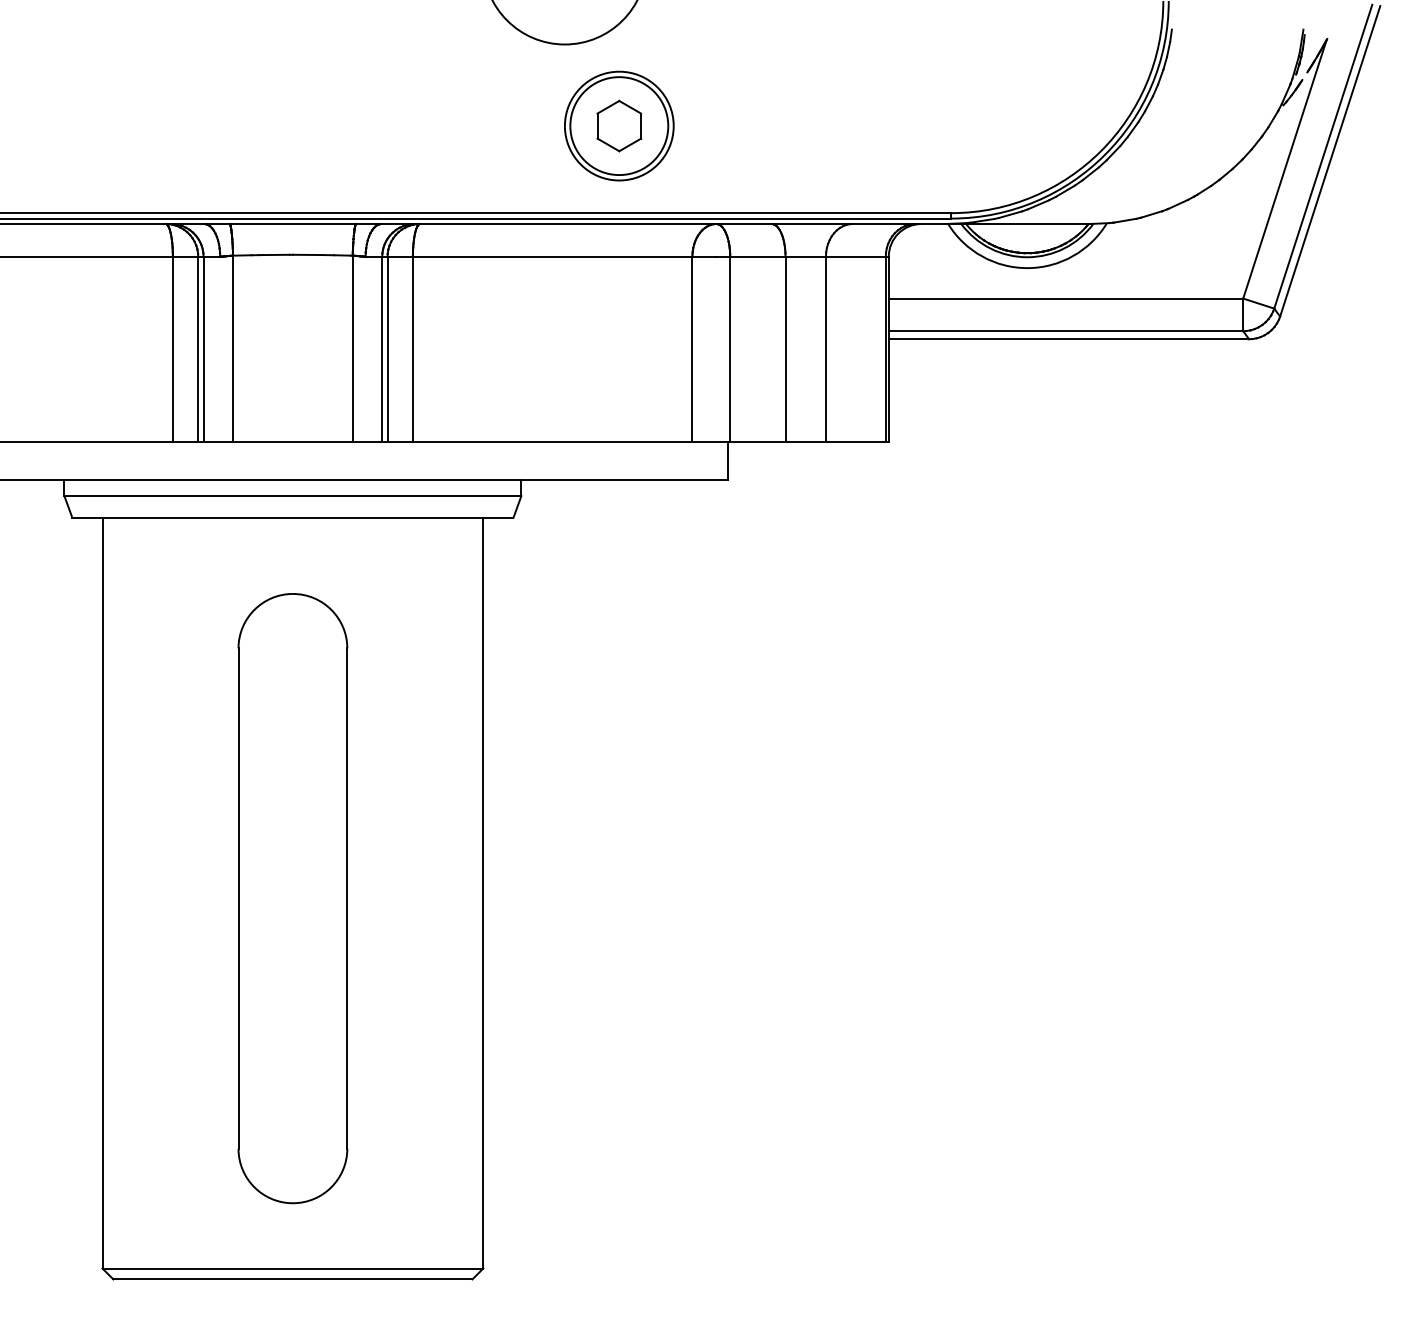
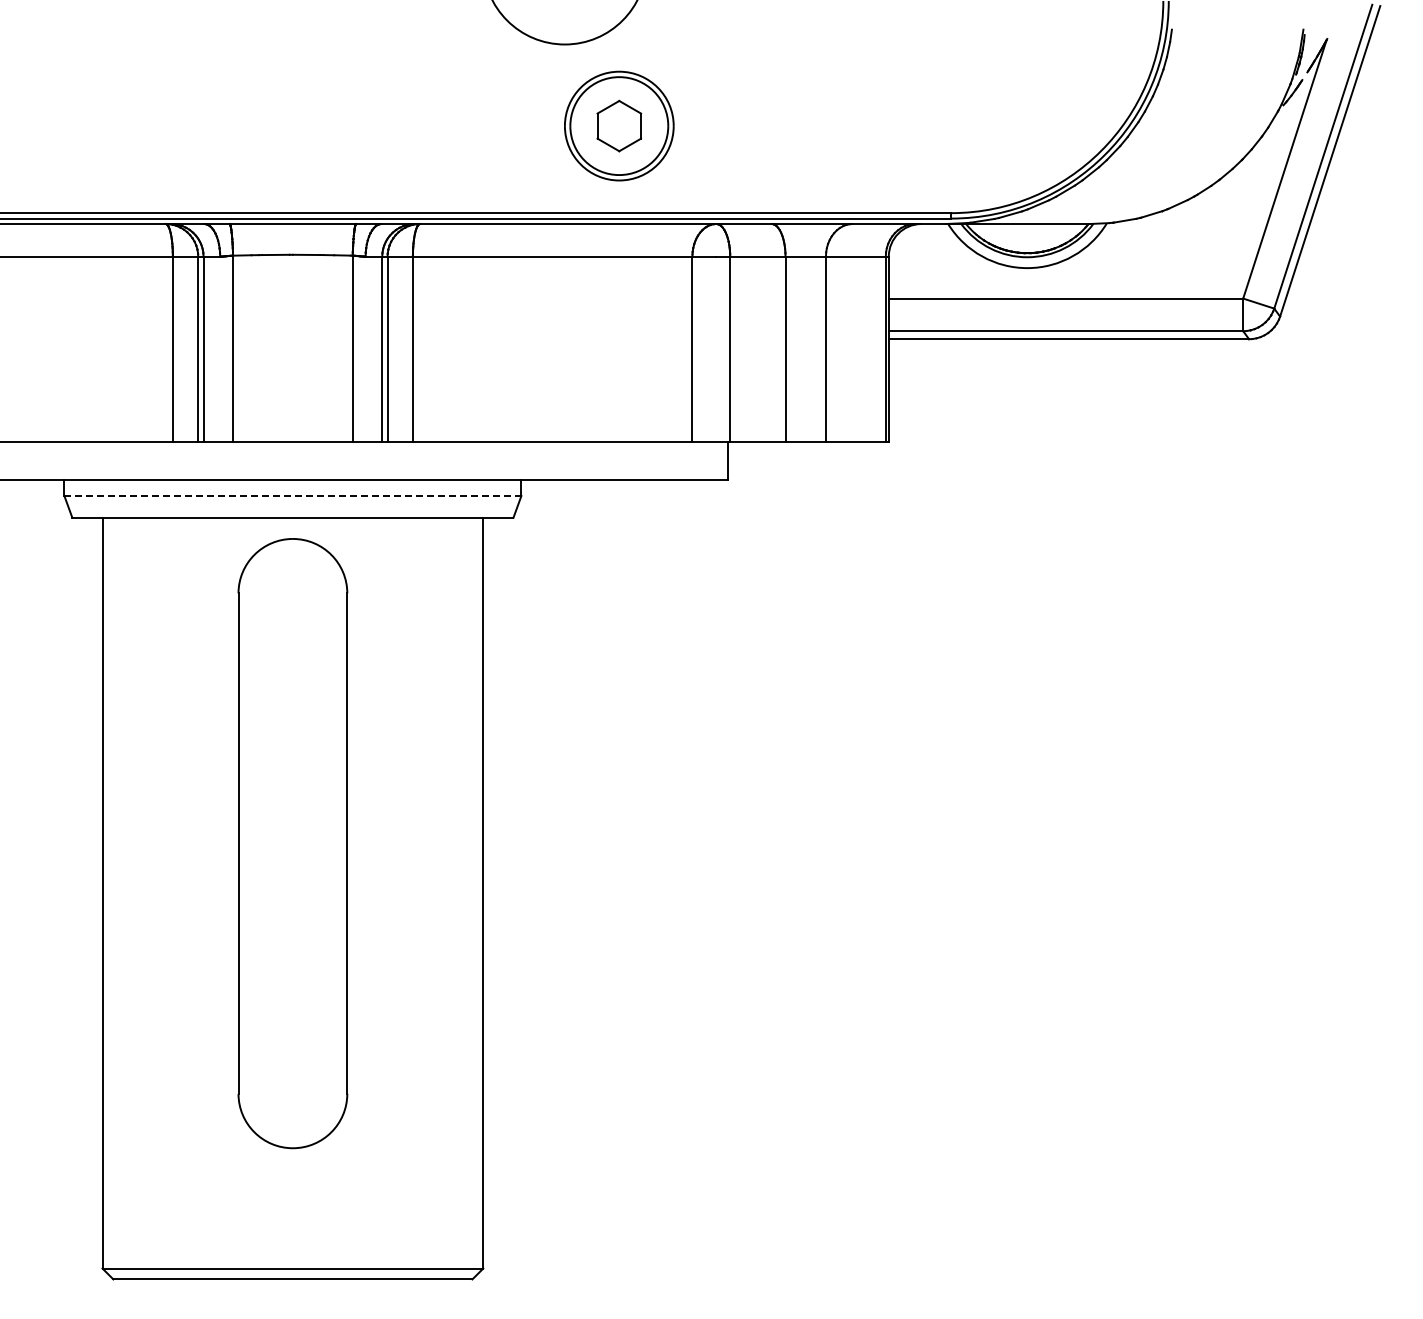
line: solid -> dashed (293, 496)
part position: (292, 898) -> (292, 843) (292, 843)
